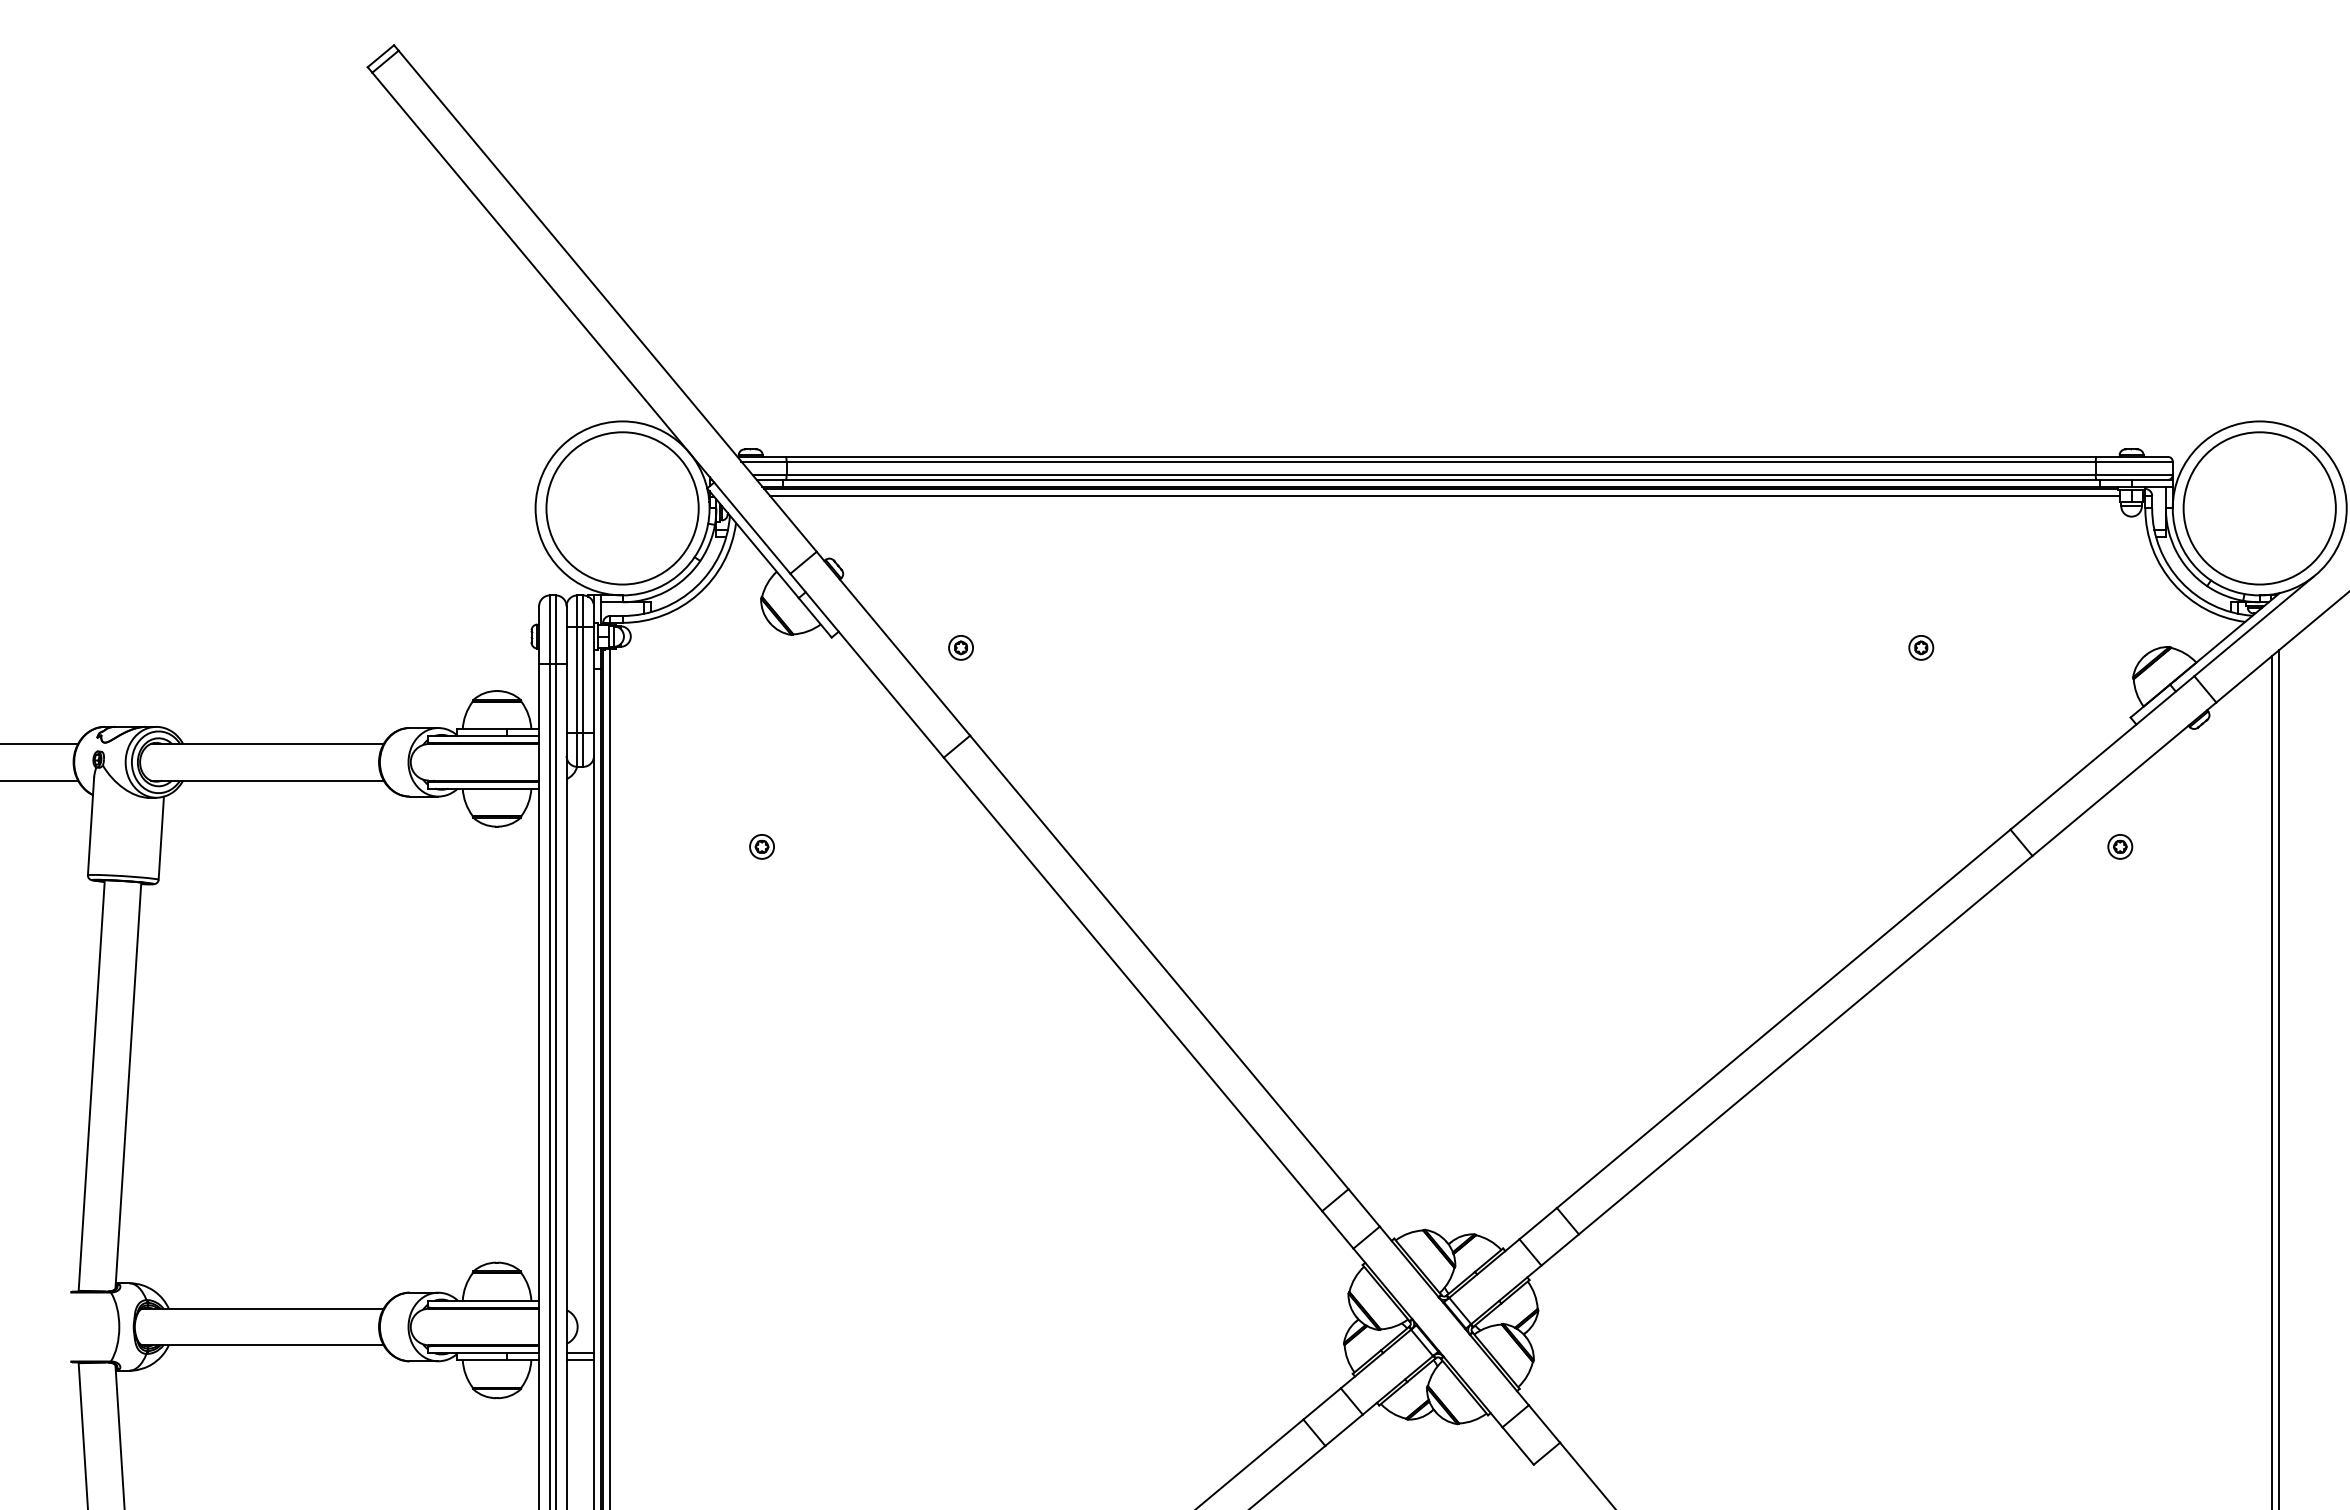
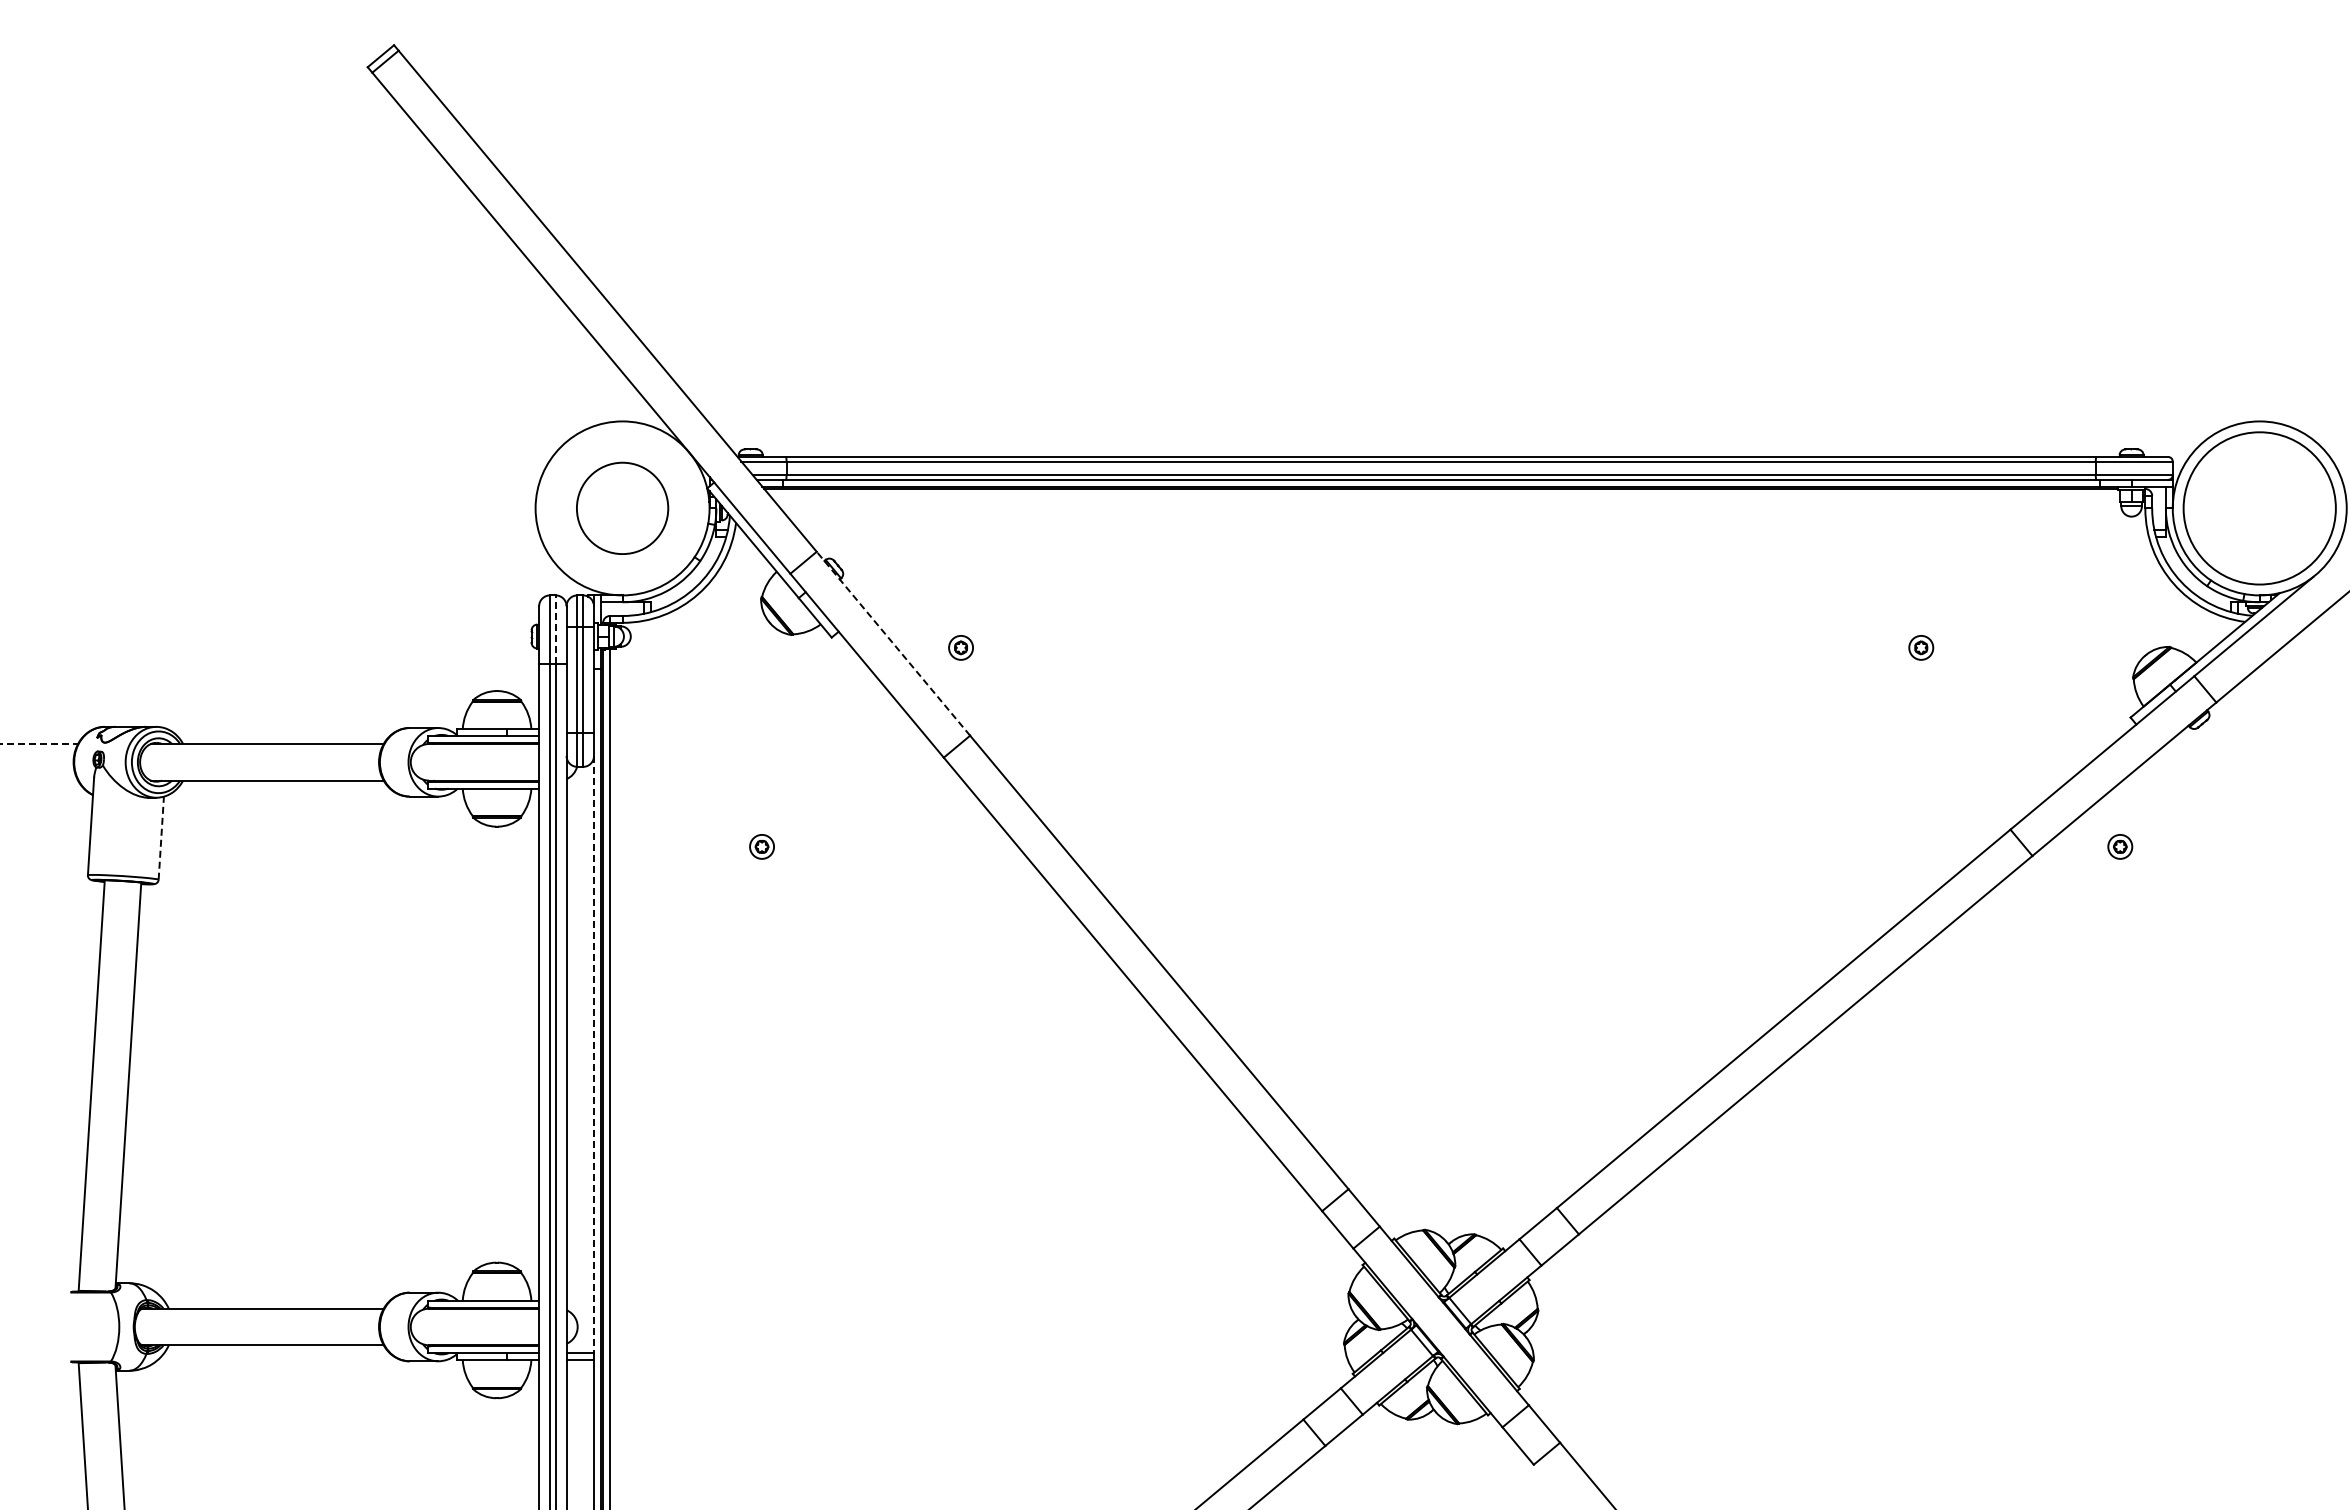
line: present -> none (1445, 495)
circle diameter: 152 px -> 91 px (622, 508)
line: solid -> dashed (555, 629)
line: solid -> dashed (893, 643)
line: solid -> dashed (39, 744)
line: present -> none (40, 780)
line: solid -> dashed (161, 838)
line: solid -> dashed (594, 1054)
line: present -> none (2279, 1078)
line: present -> none (2272, 1080)
